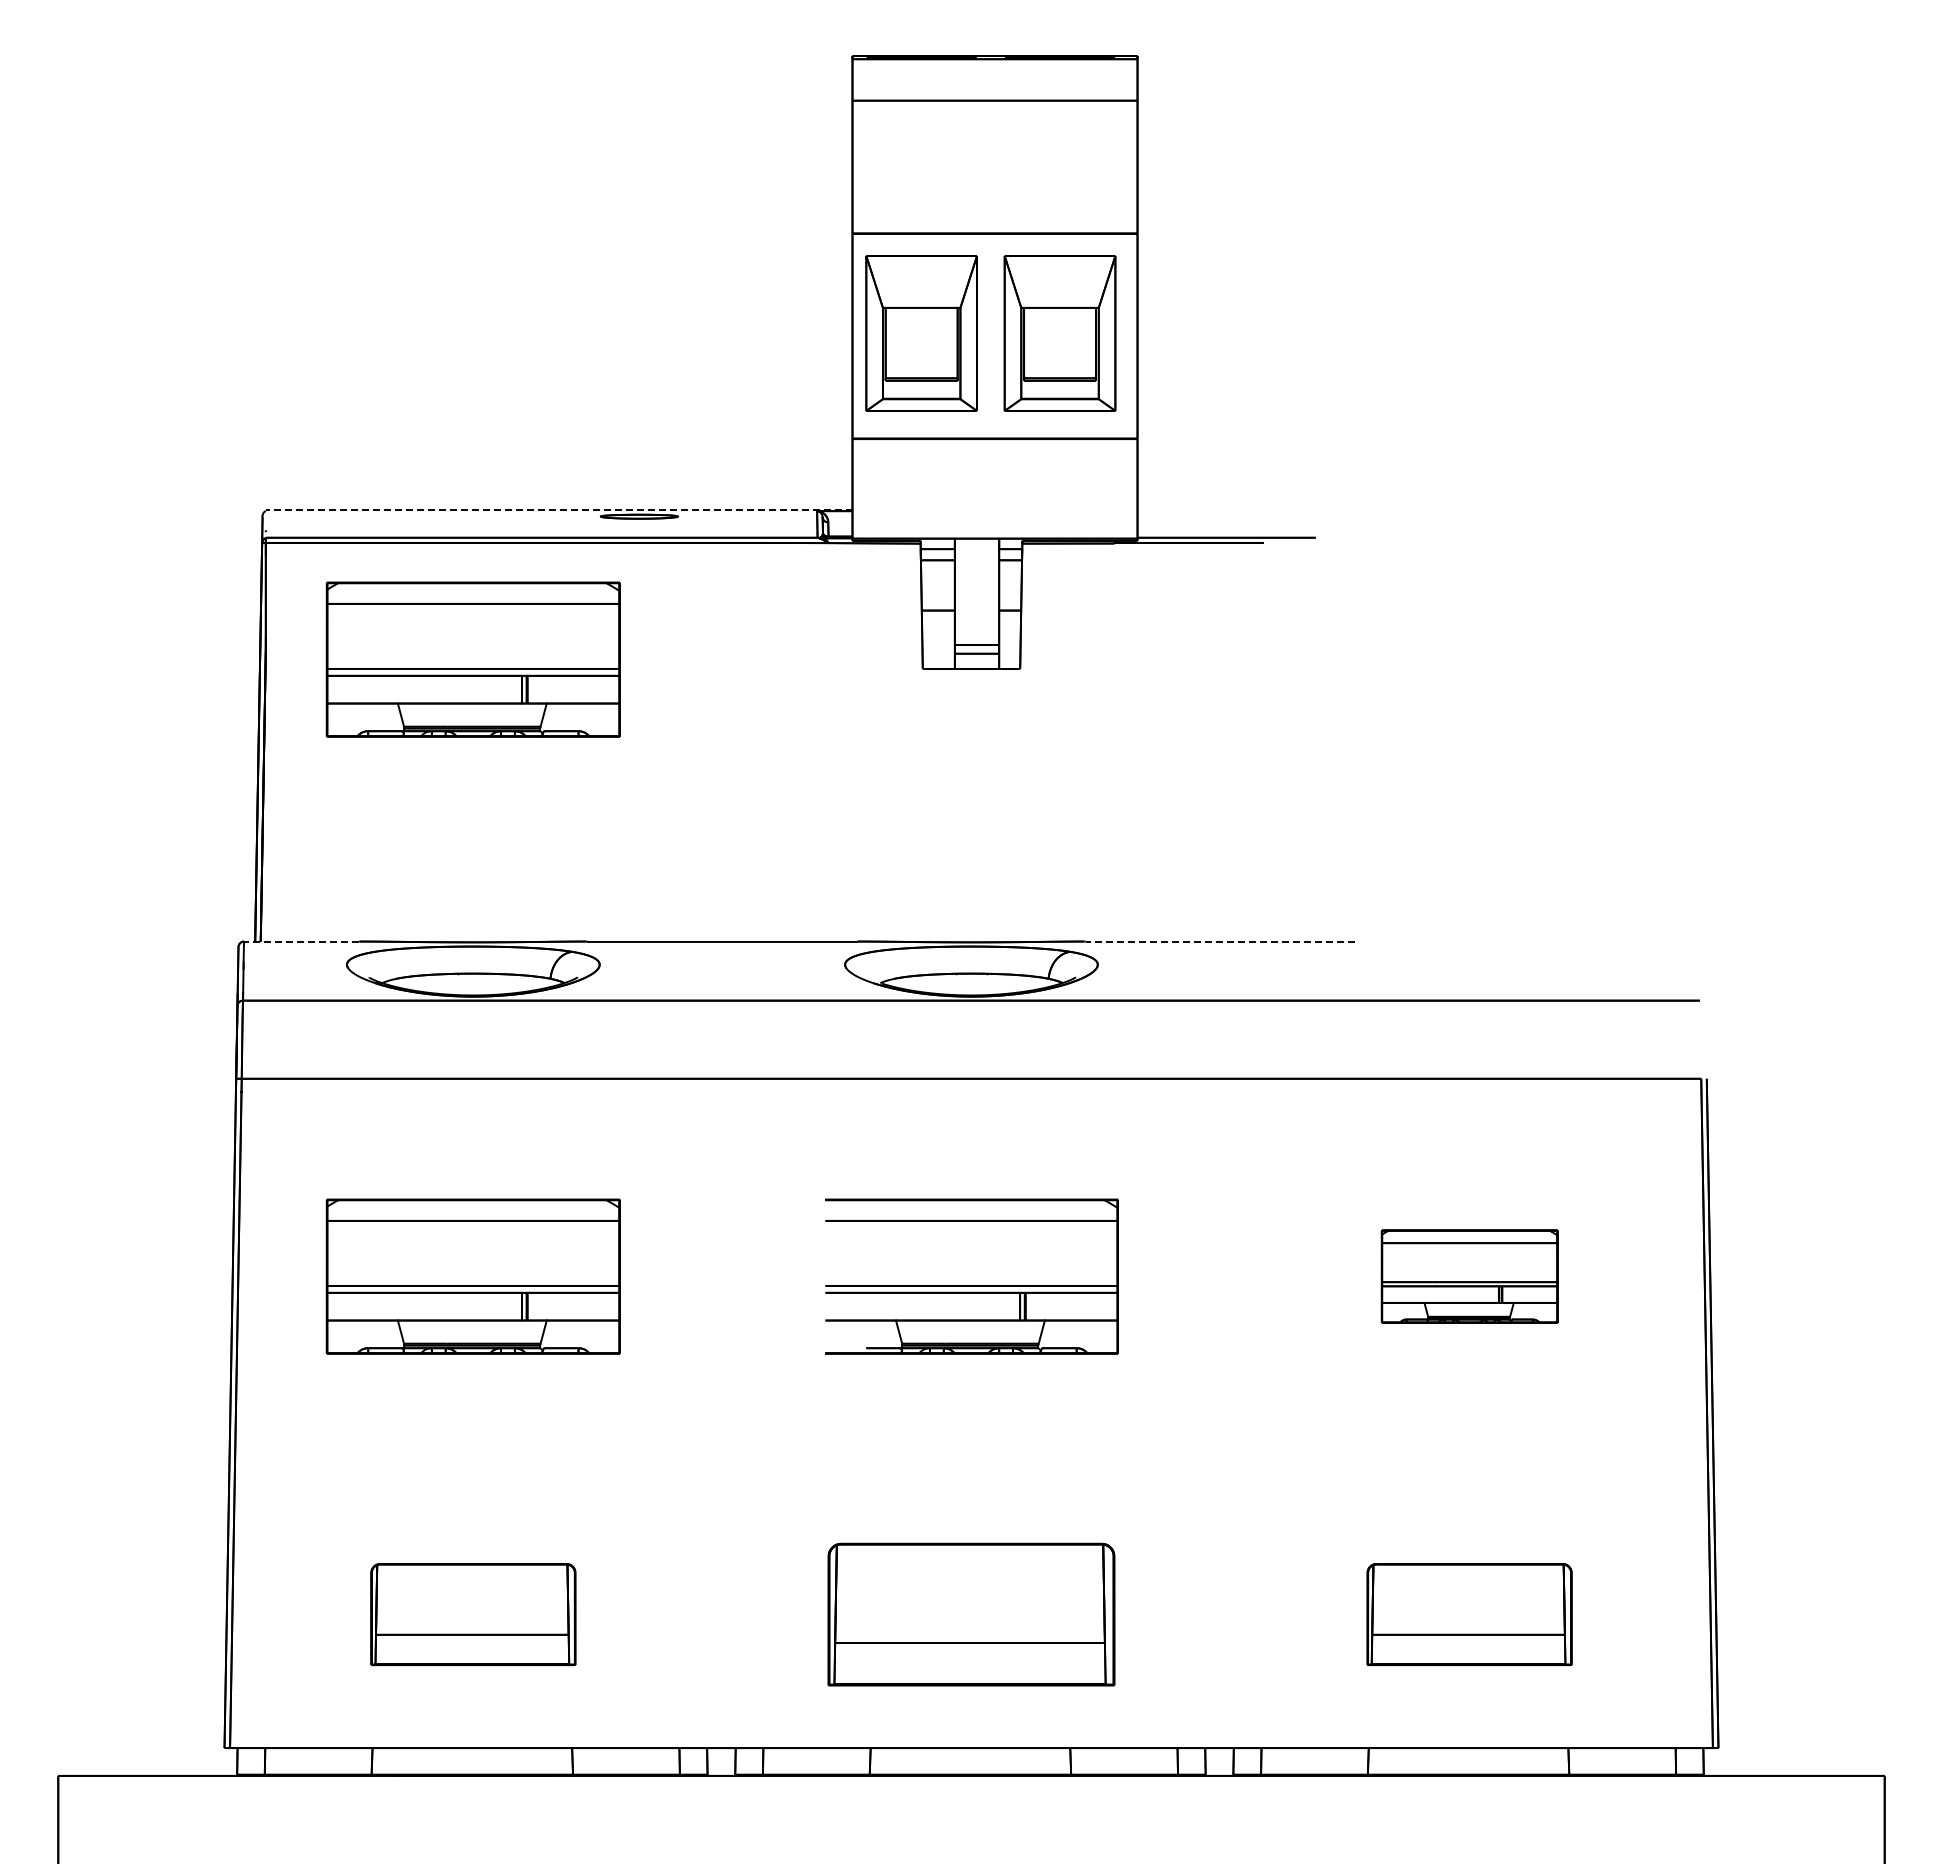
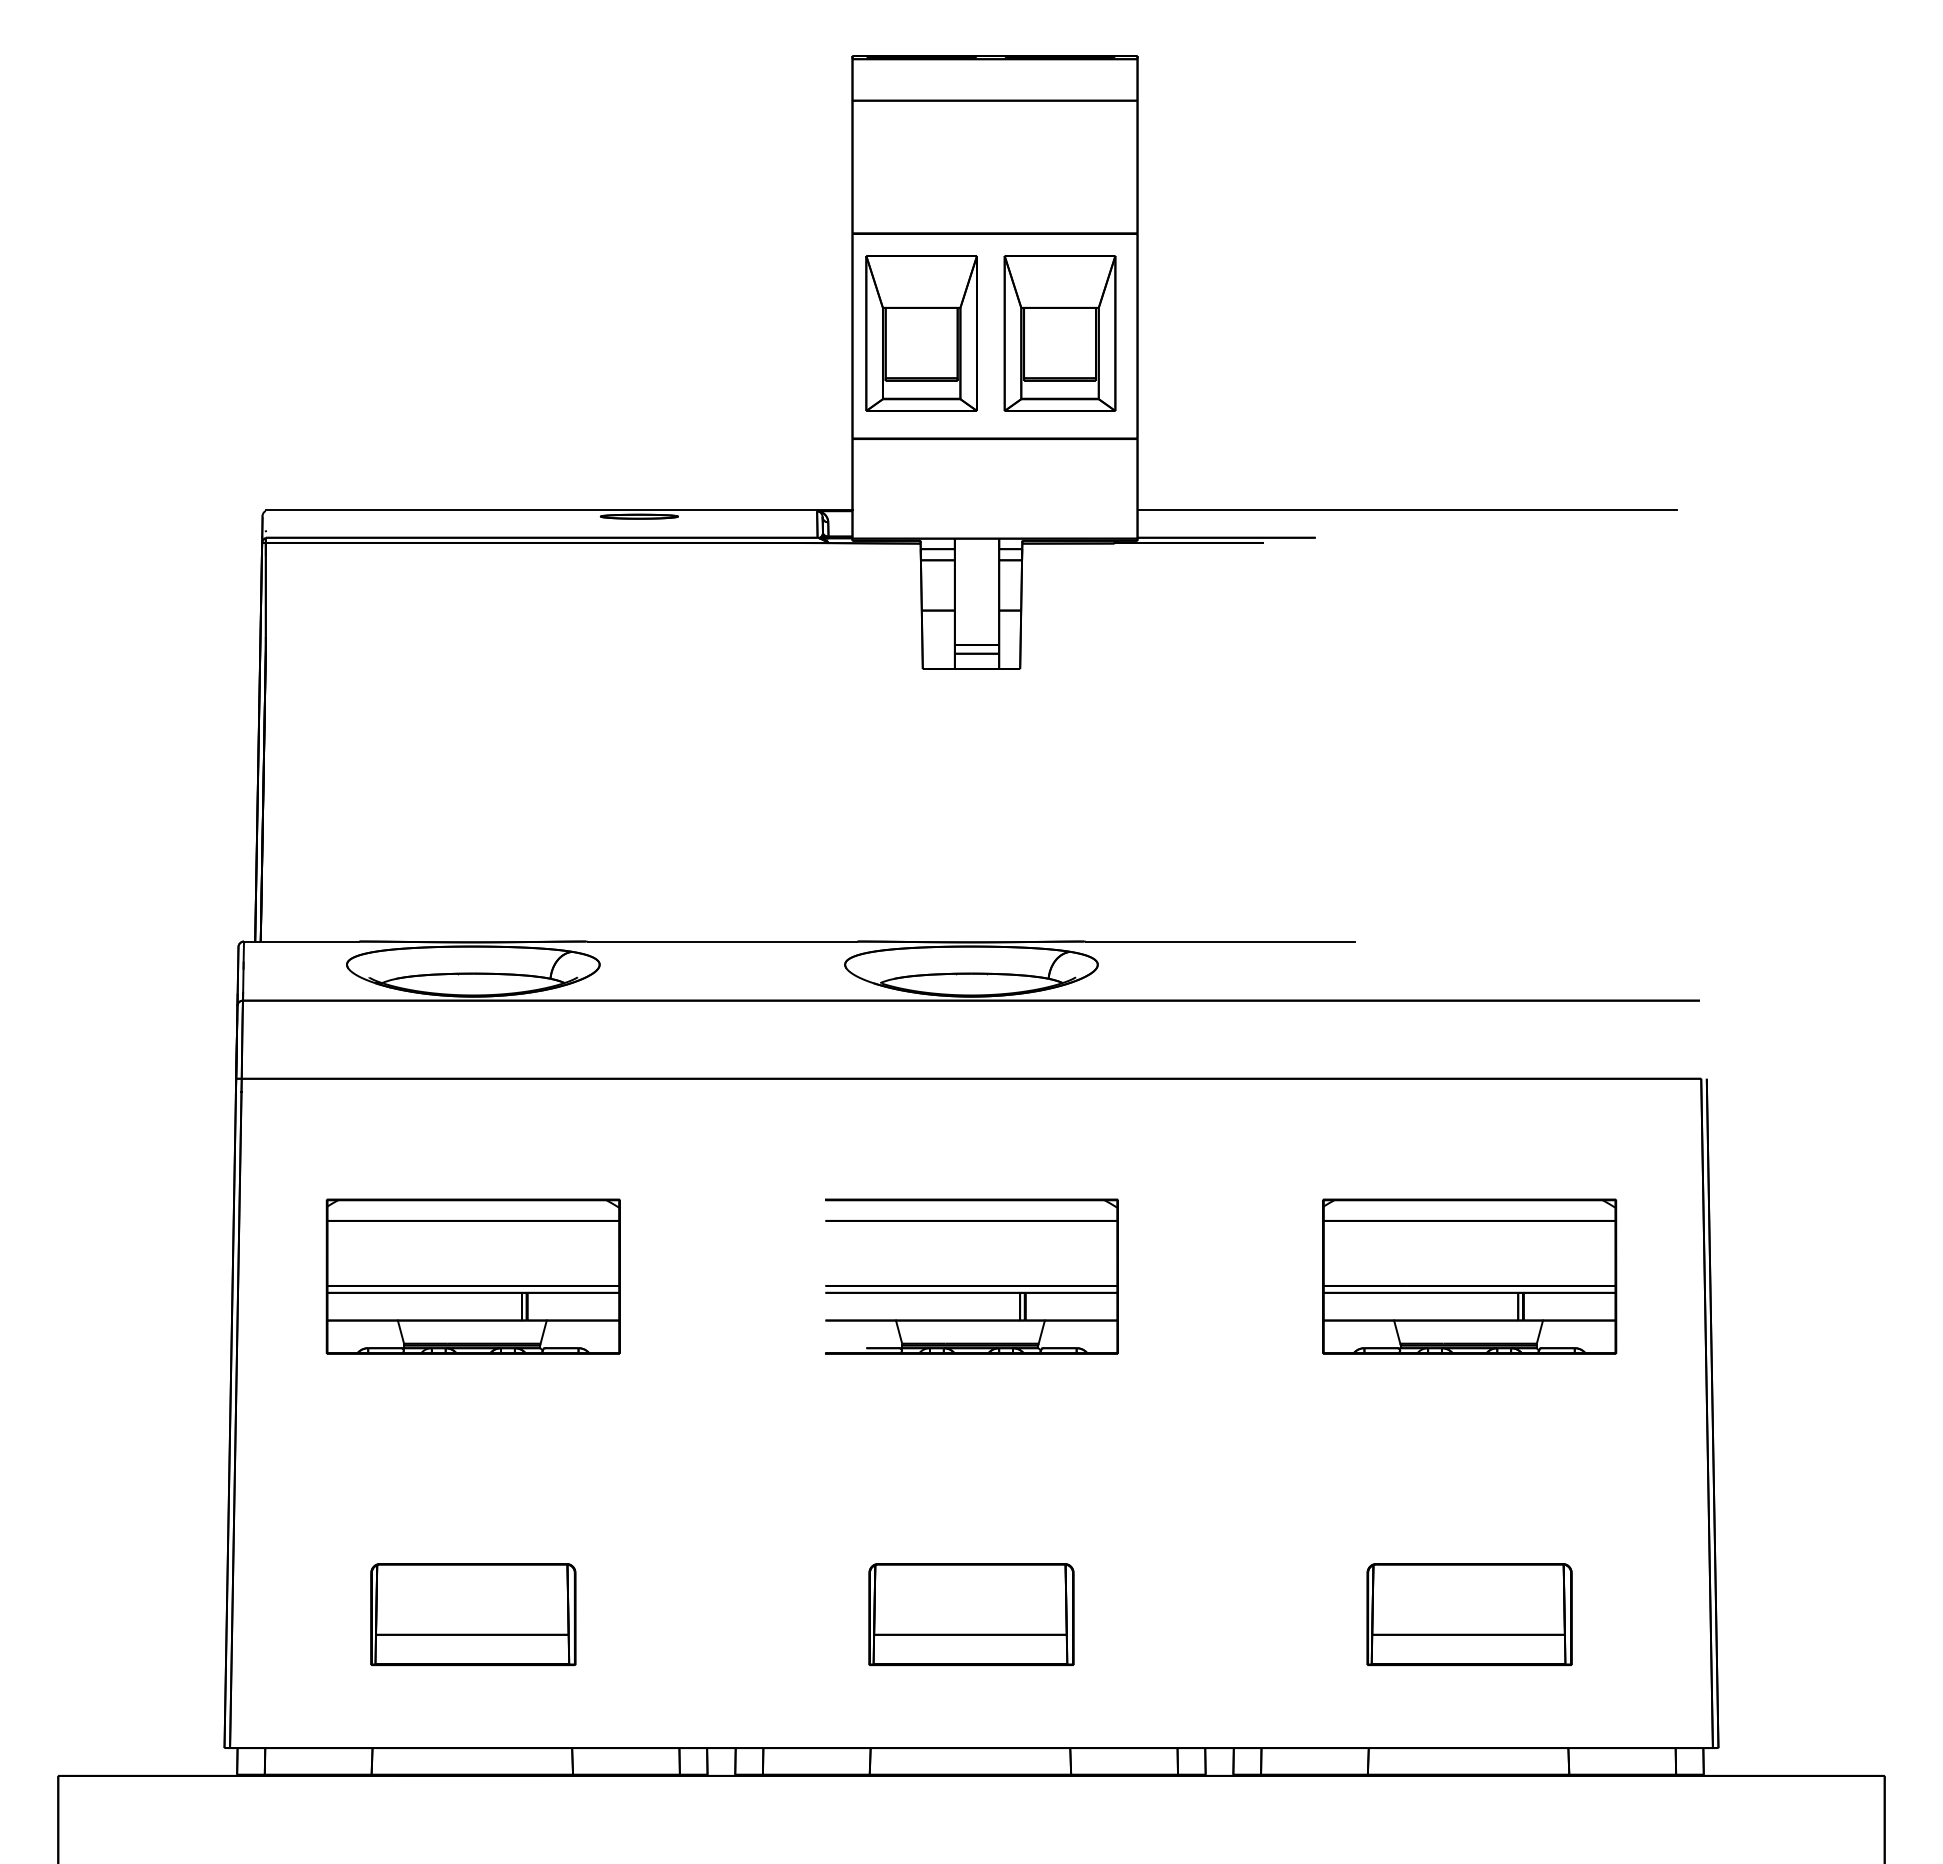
line: dashed -> solid (558, 510)
line: none -> present (1407, 510)
part: present -> none (472, 659)
line: dashed -> solid (301, 941)
line: dashed -> solid (1220, 941)
part size: 179x95 px -> 296x157 px (1469, 1276)
part size: 289x145 px -> 207x103 px (971, 1614)
